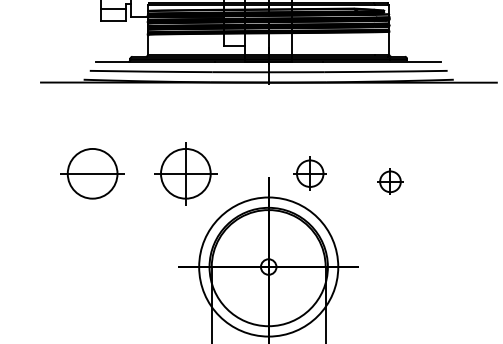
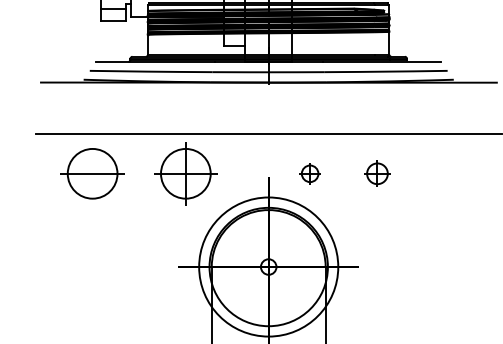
line: none -> present (267, 134)
part size: 34x35 px -> 22x22 px (309, 173)
part position: (390, 181) -> (377, 173) (377, 173)
